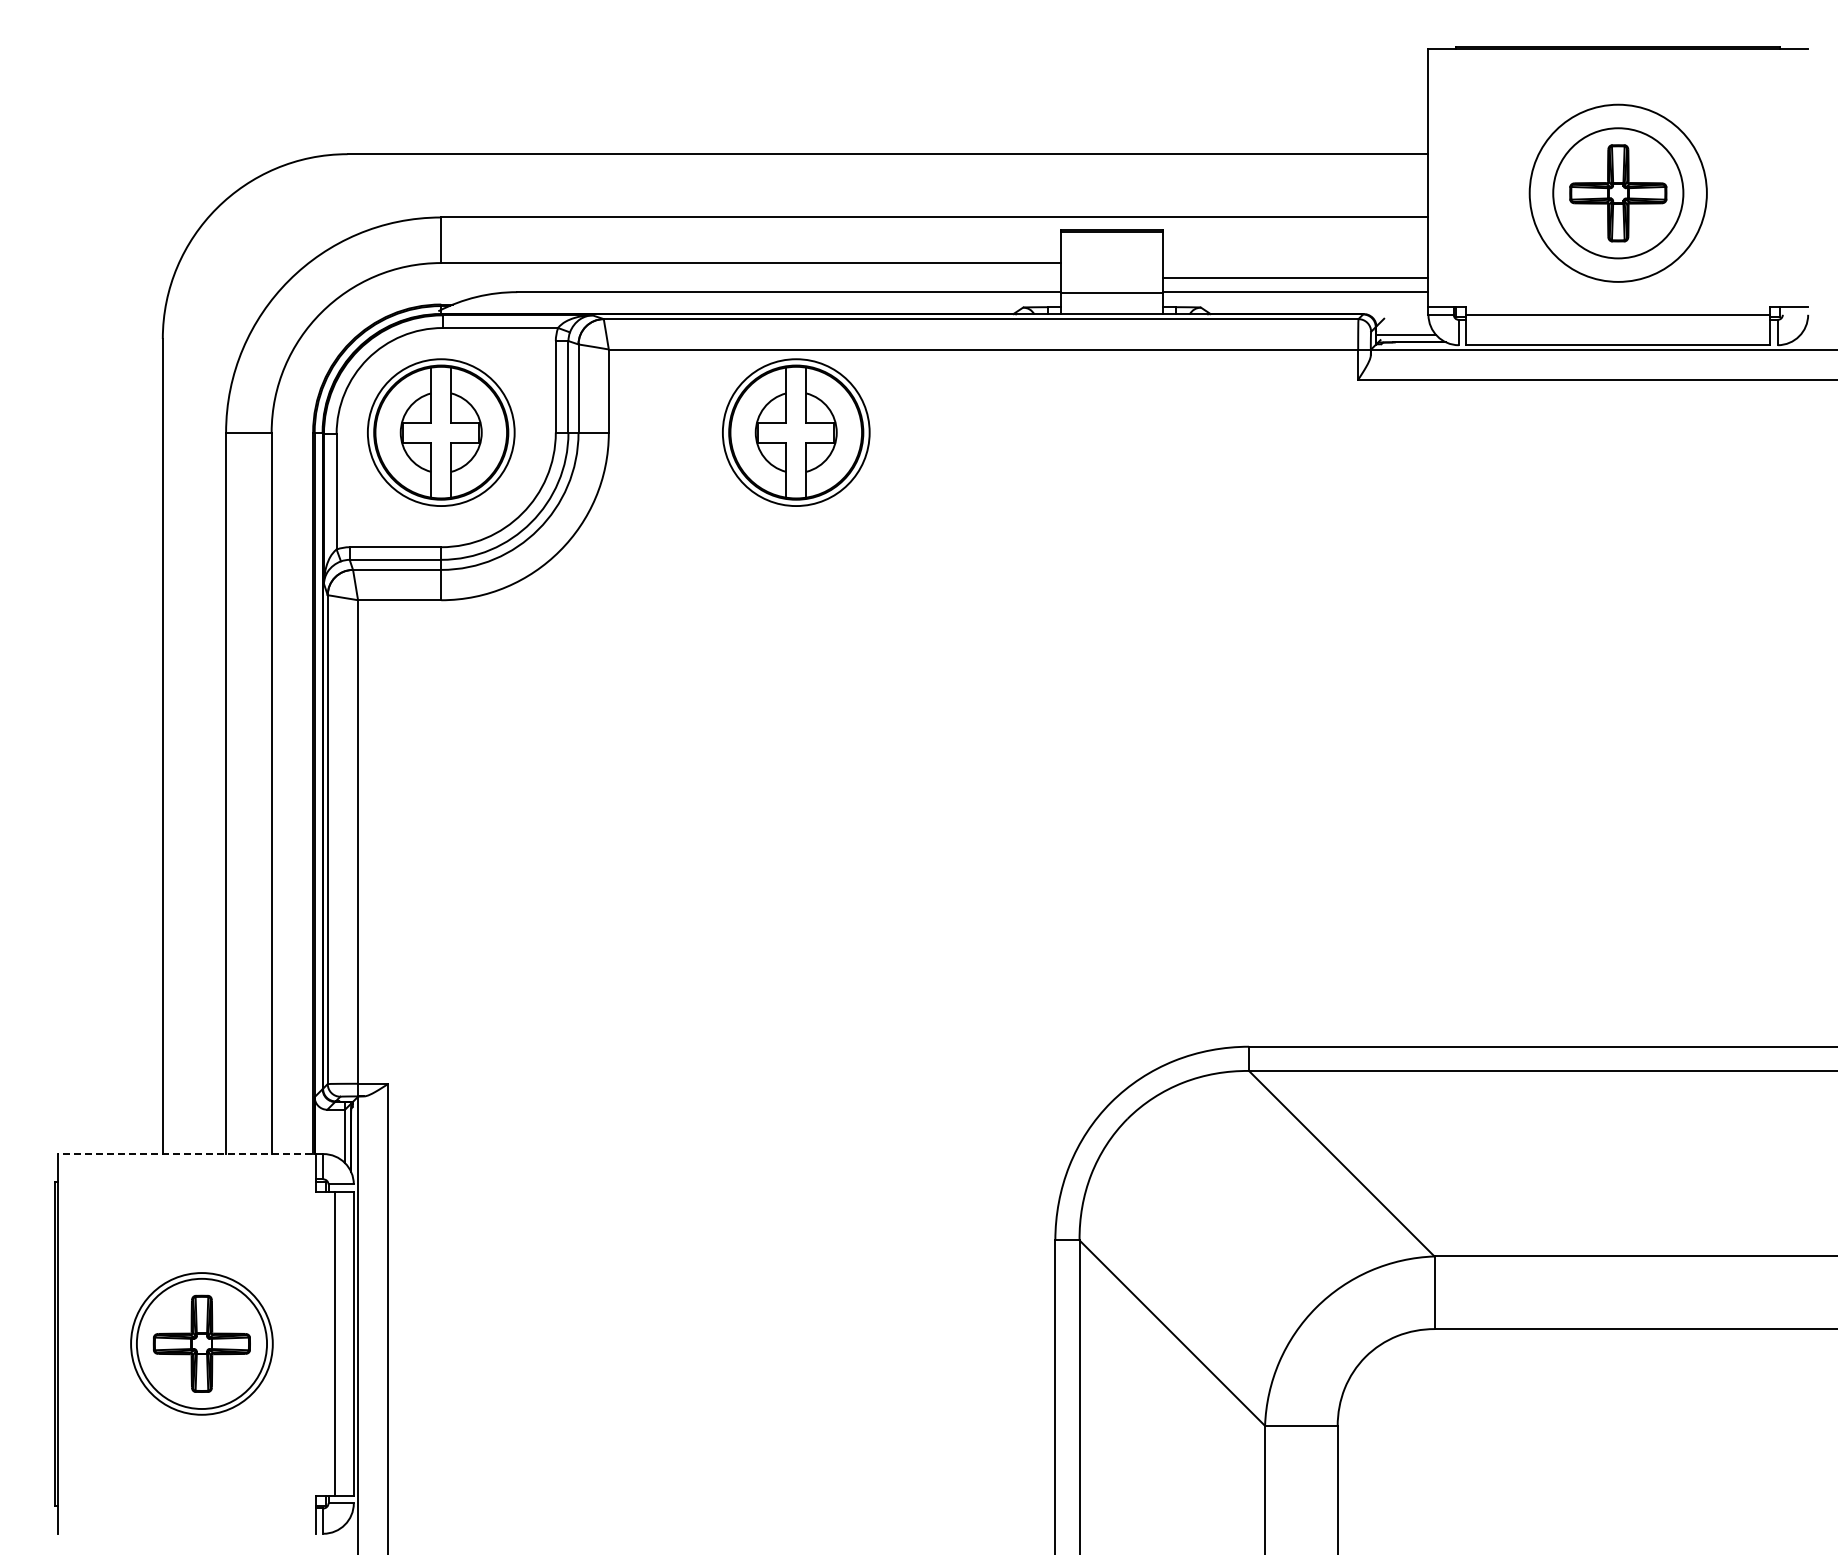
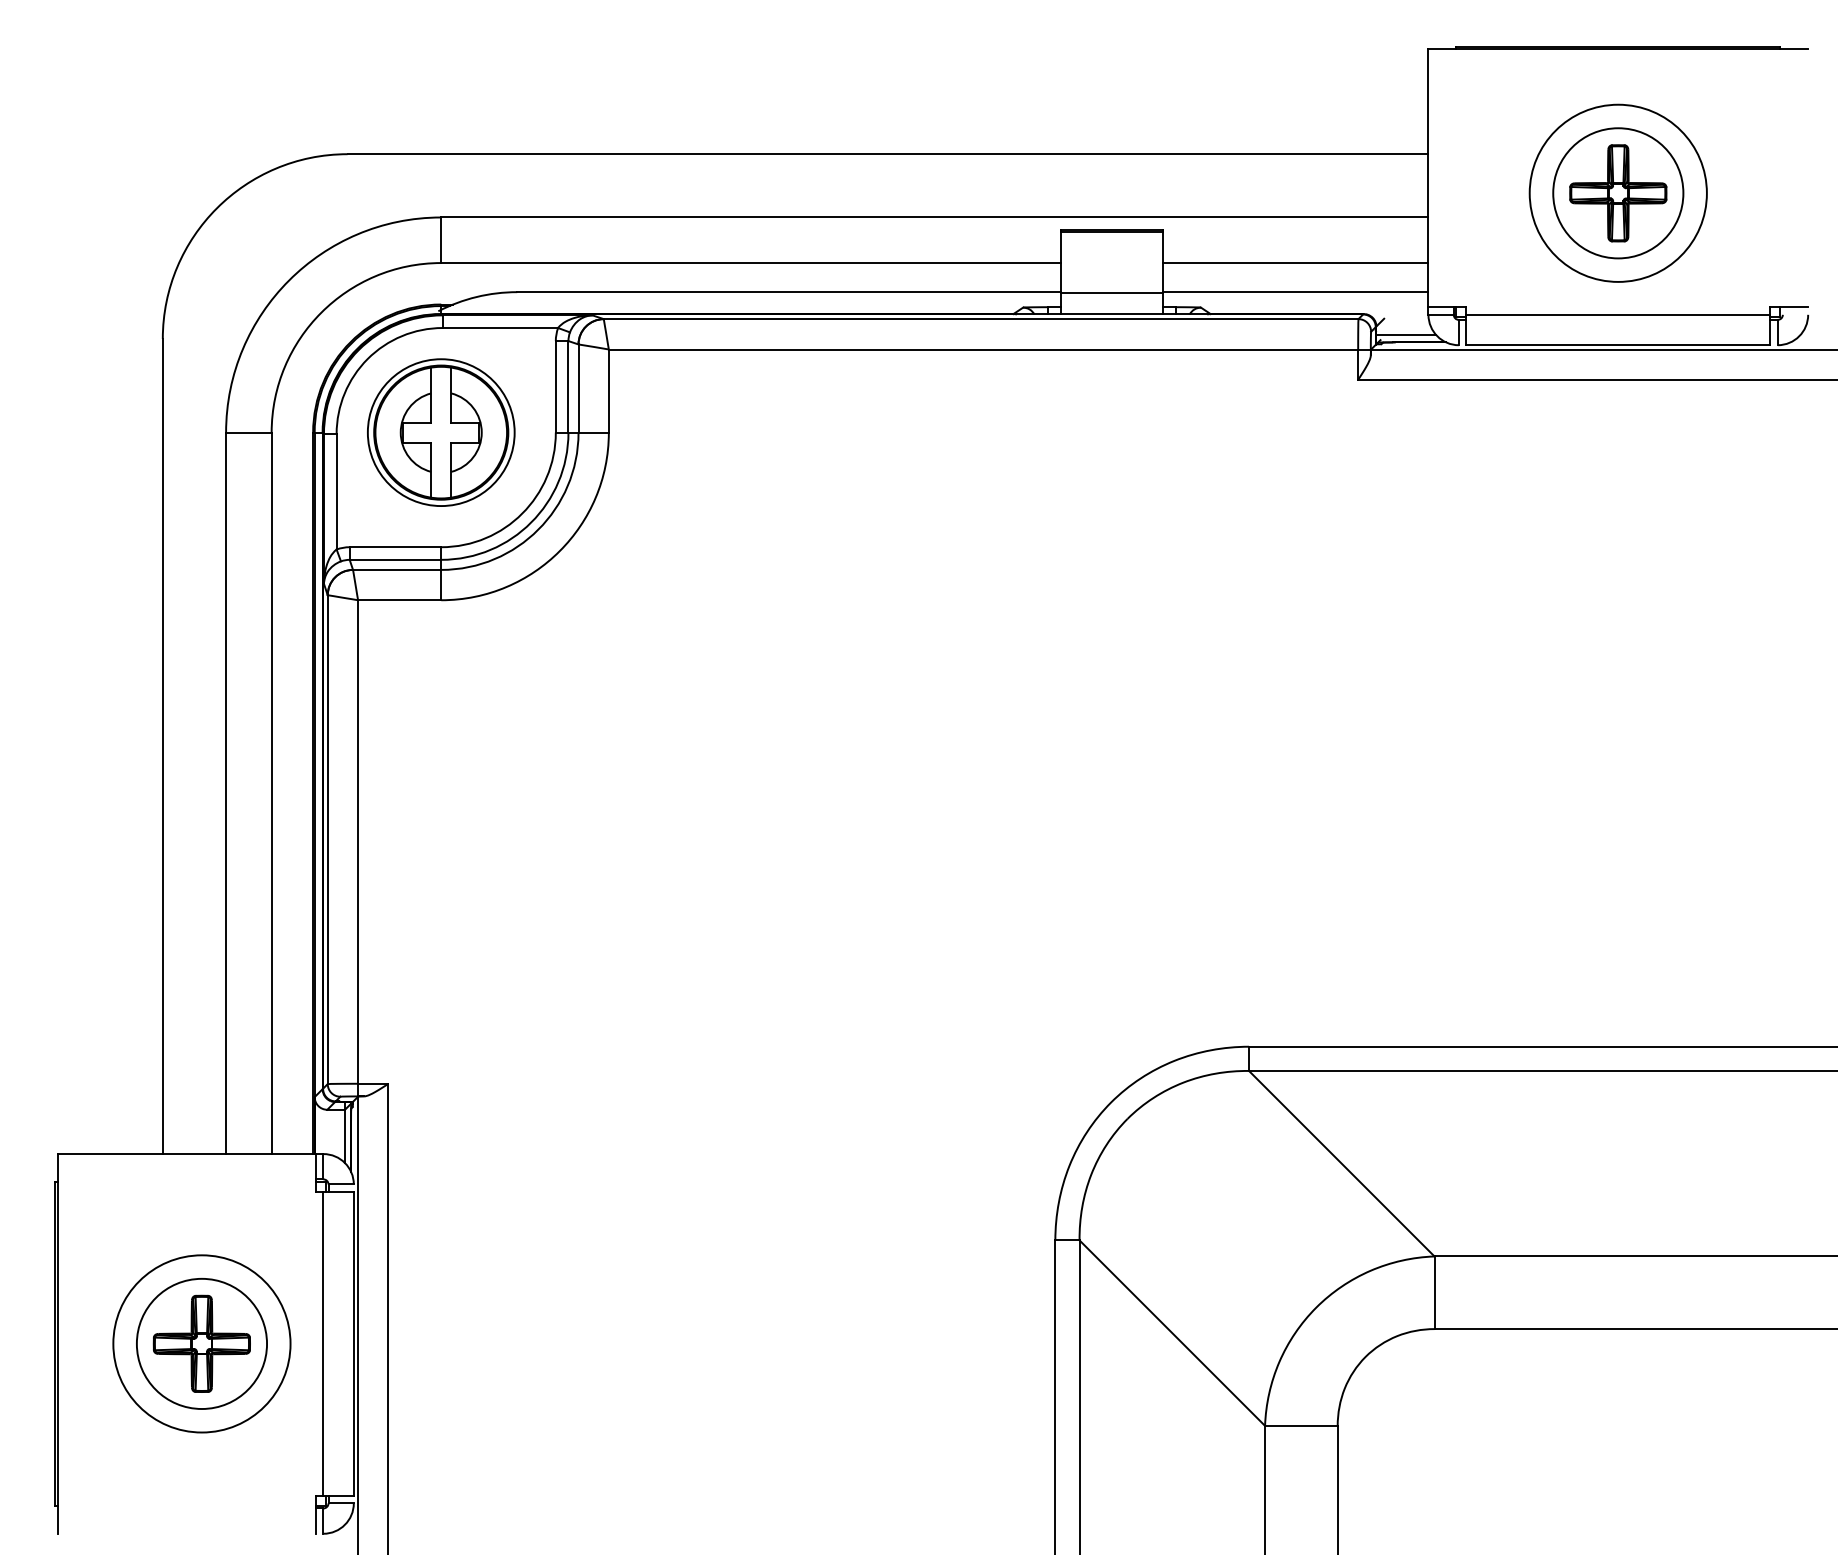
line position: (1295, 278) -> (1295, 263) (1295, 263)
part: present -> none (796, 432)
line: dashed -> solid (190, 1154)
circle diameter: 142 px -> 177 px (201, 1343)
line position: (335, 1343) -> (323, 1343) (323, 1343)
